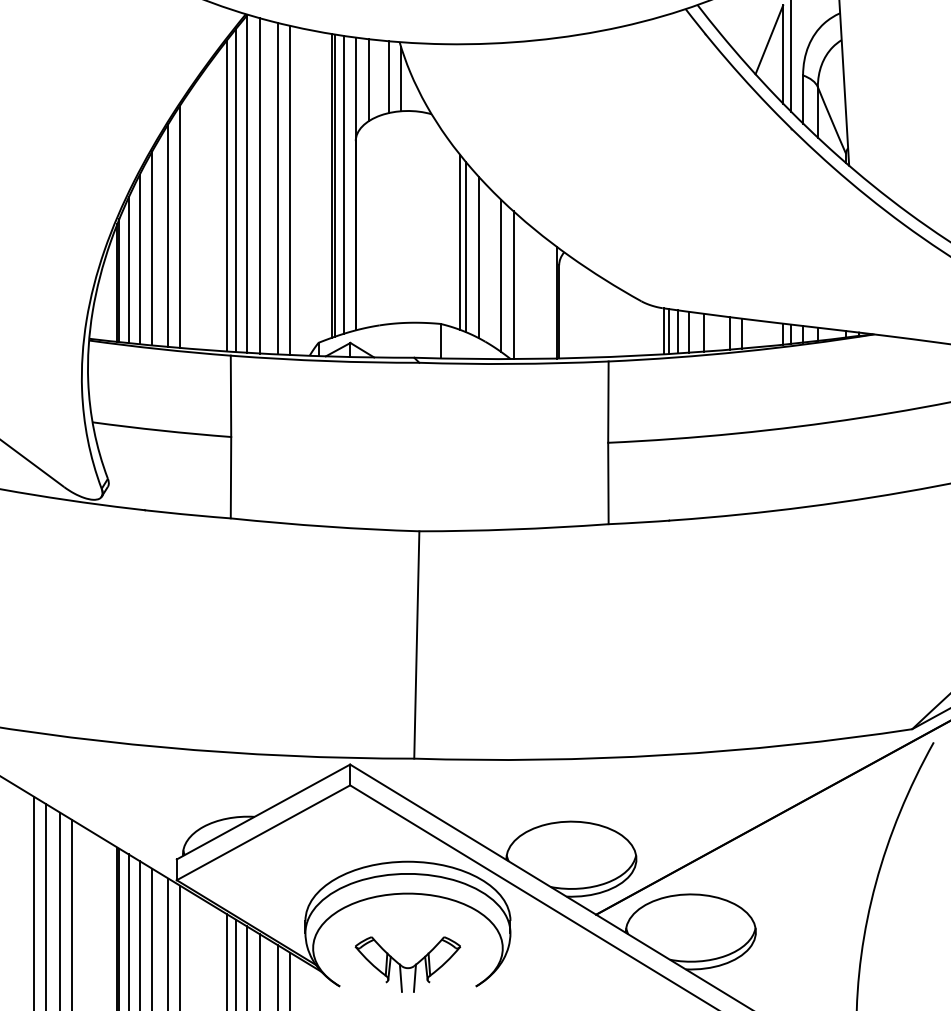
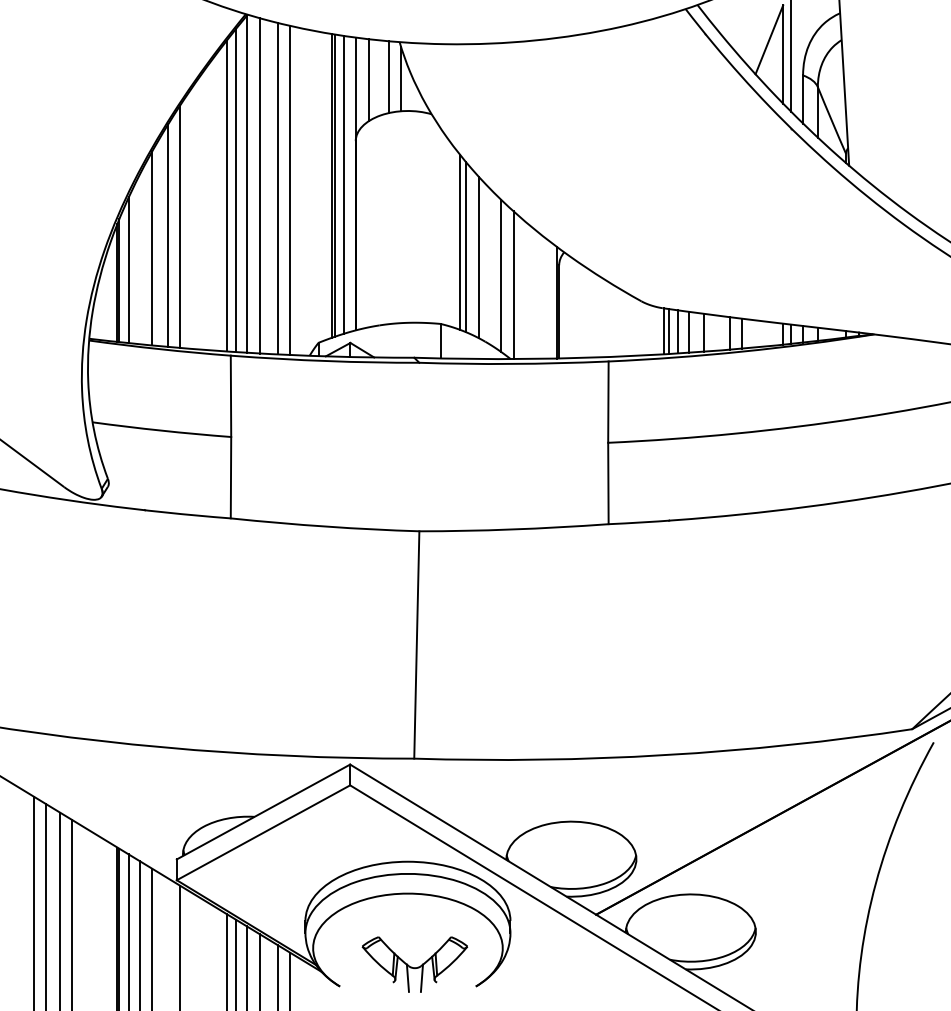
line: present -> none (139, 259)
line: present -> none (168, 942)
part position: (407, 964) -> (414, 964) (414, 964)
